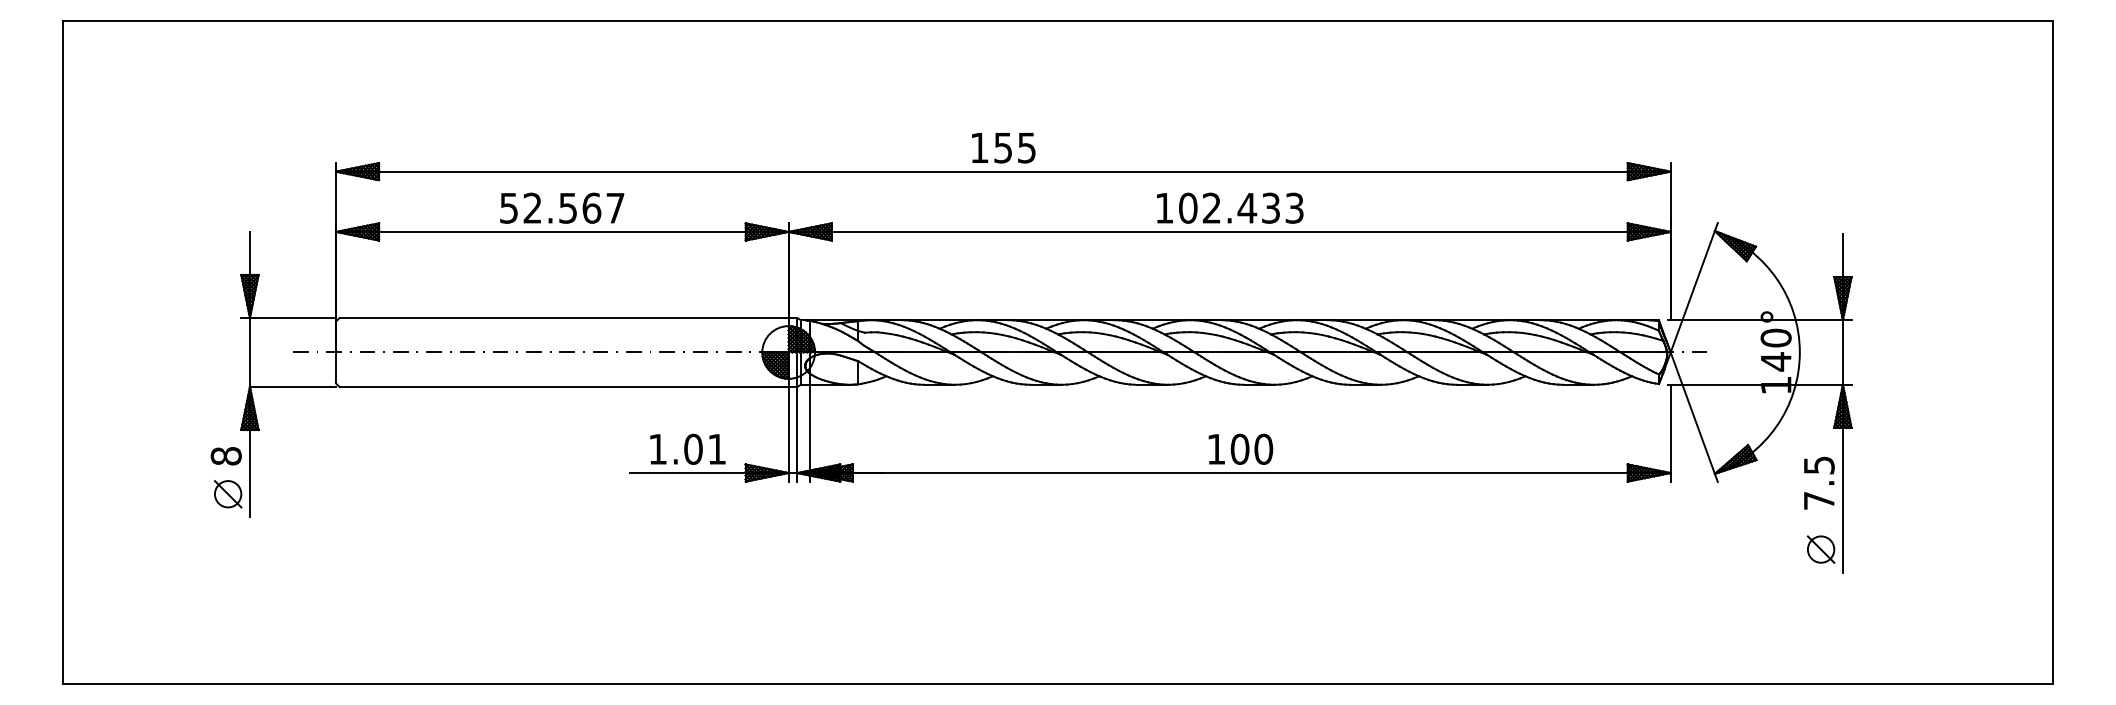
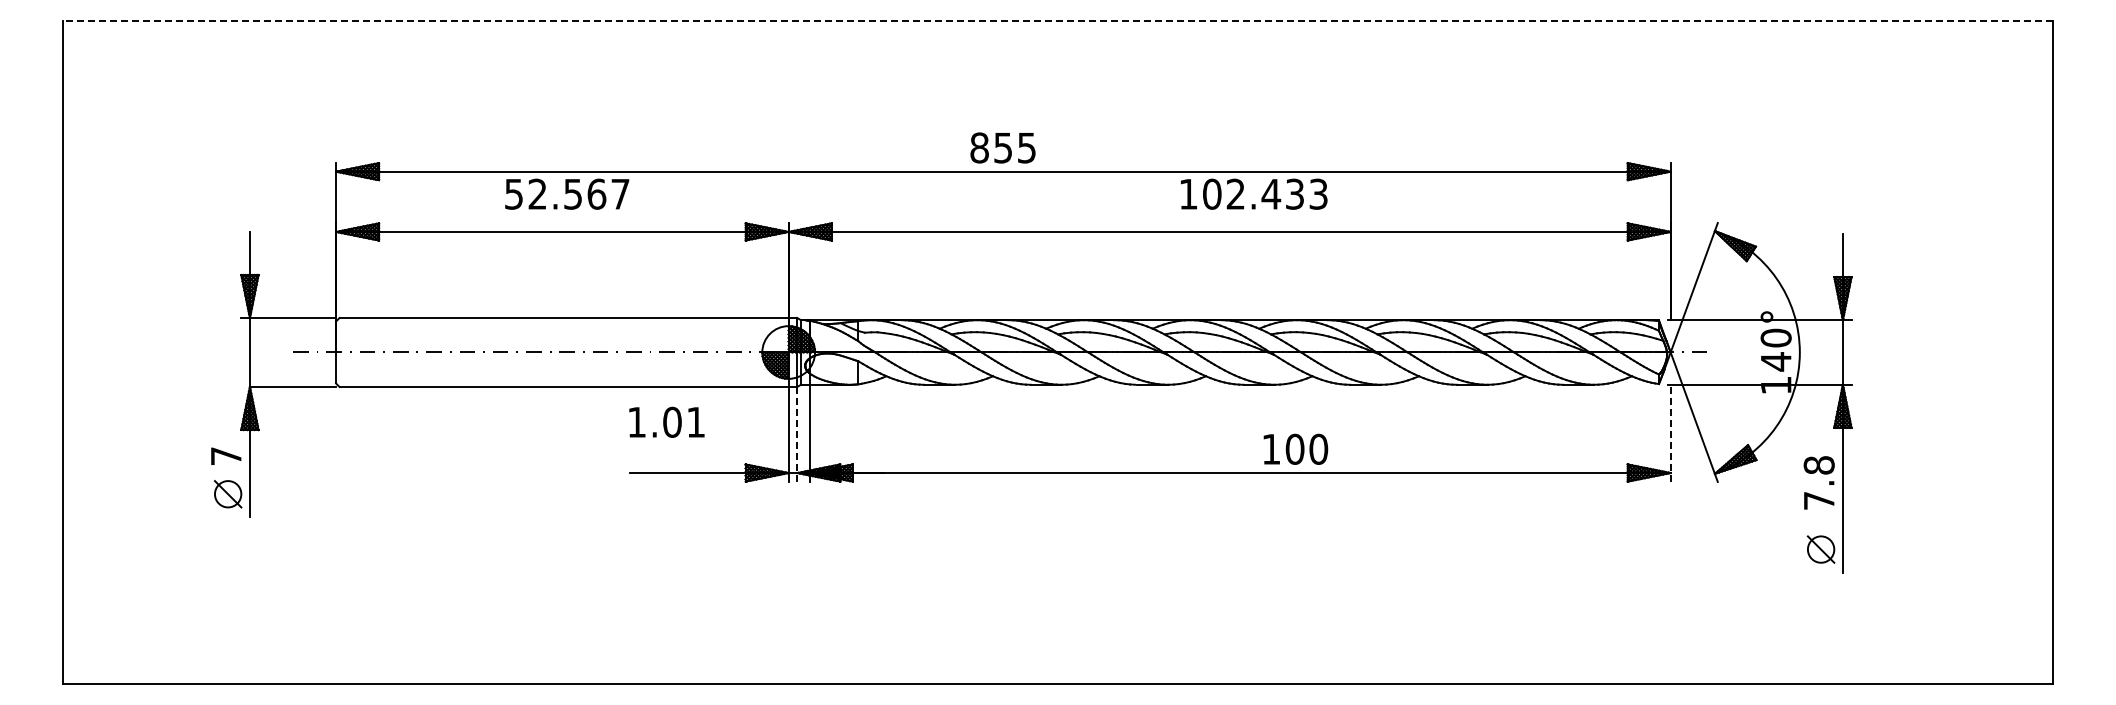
line: solid -> dashed (1057, 20)
text: 155 -> 855 (979, 147)
text position: (562, 207) -> (567, 193) (567, 193)
text position: (1230, 207) -> (1254, 193) (1254, 193)
line: solid -> dashed (1670, 432)
line: solid -> dashed (797, 433)
text position: (687, 448) -> (666, 421) (666, 421)
text position: (1240, 448) -> (1295, 448) (1295, 448)
text: 8 -> 7 (225, 456)
text: 7.5 -> 7.8 (1818, 465)
